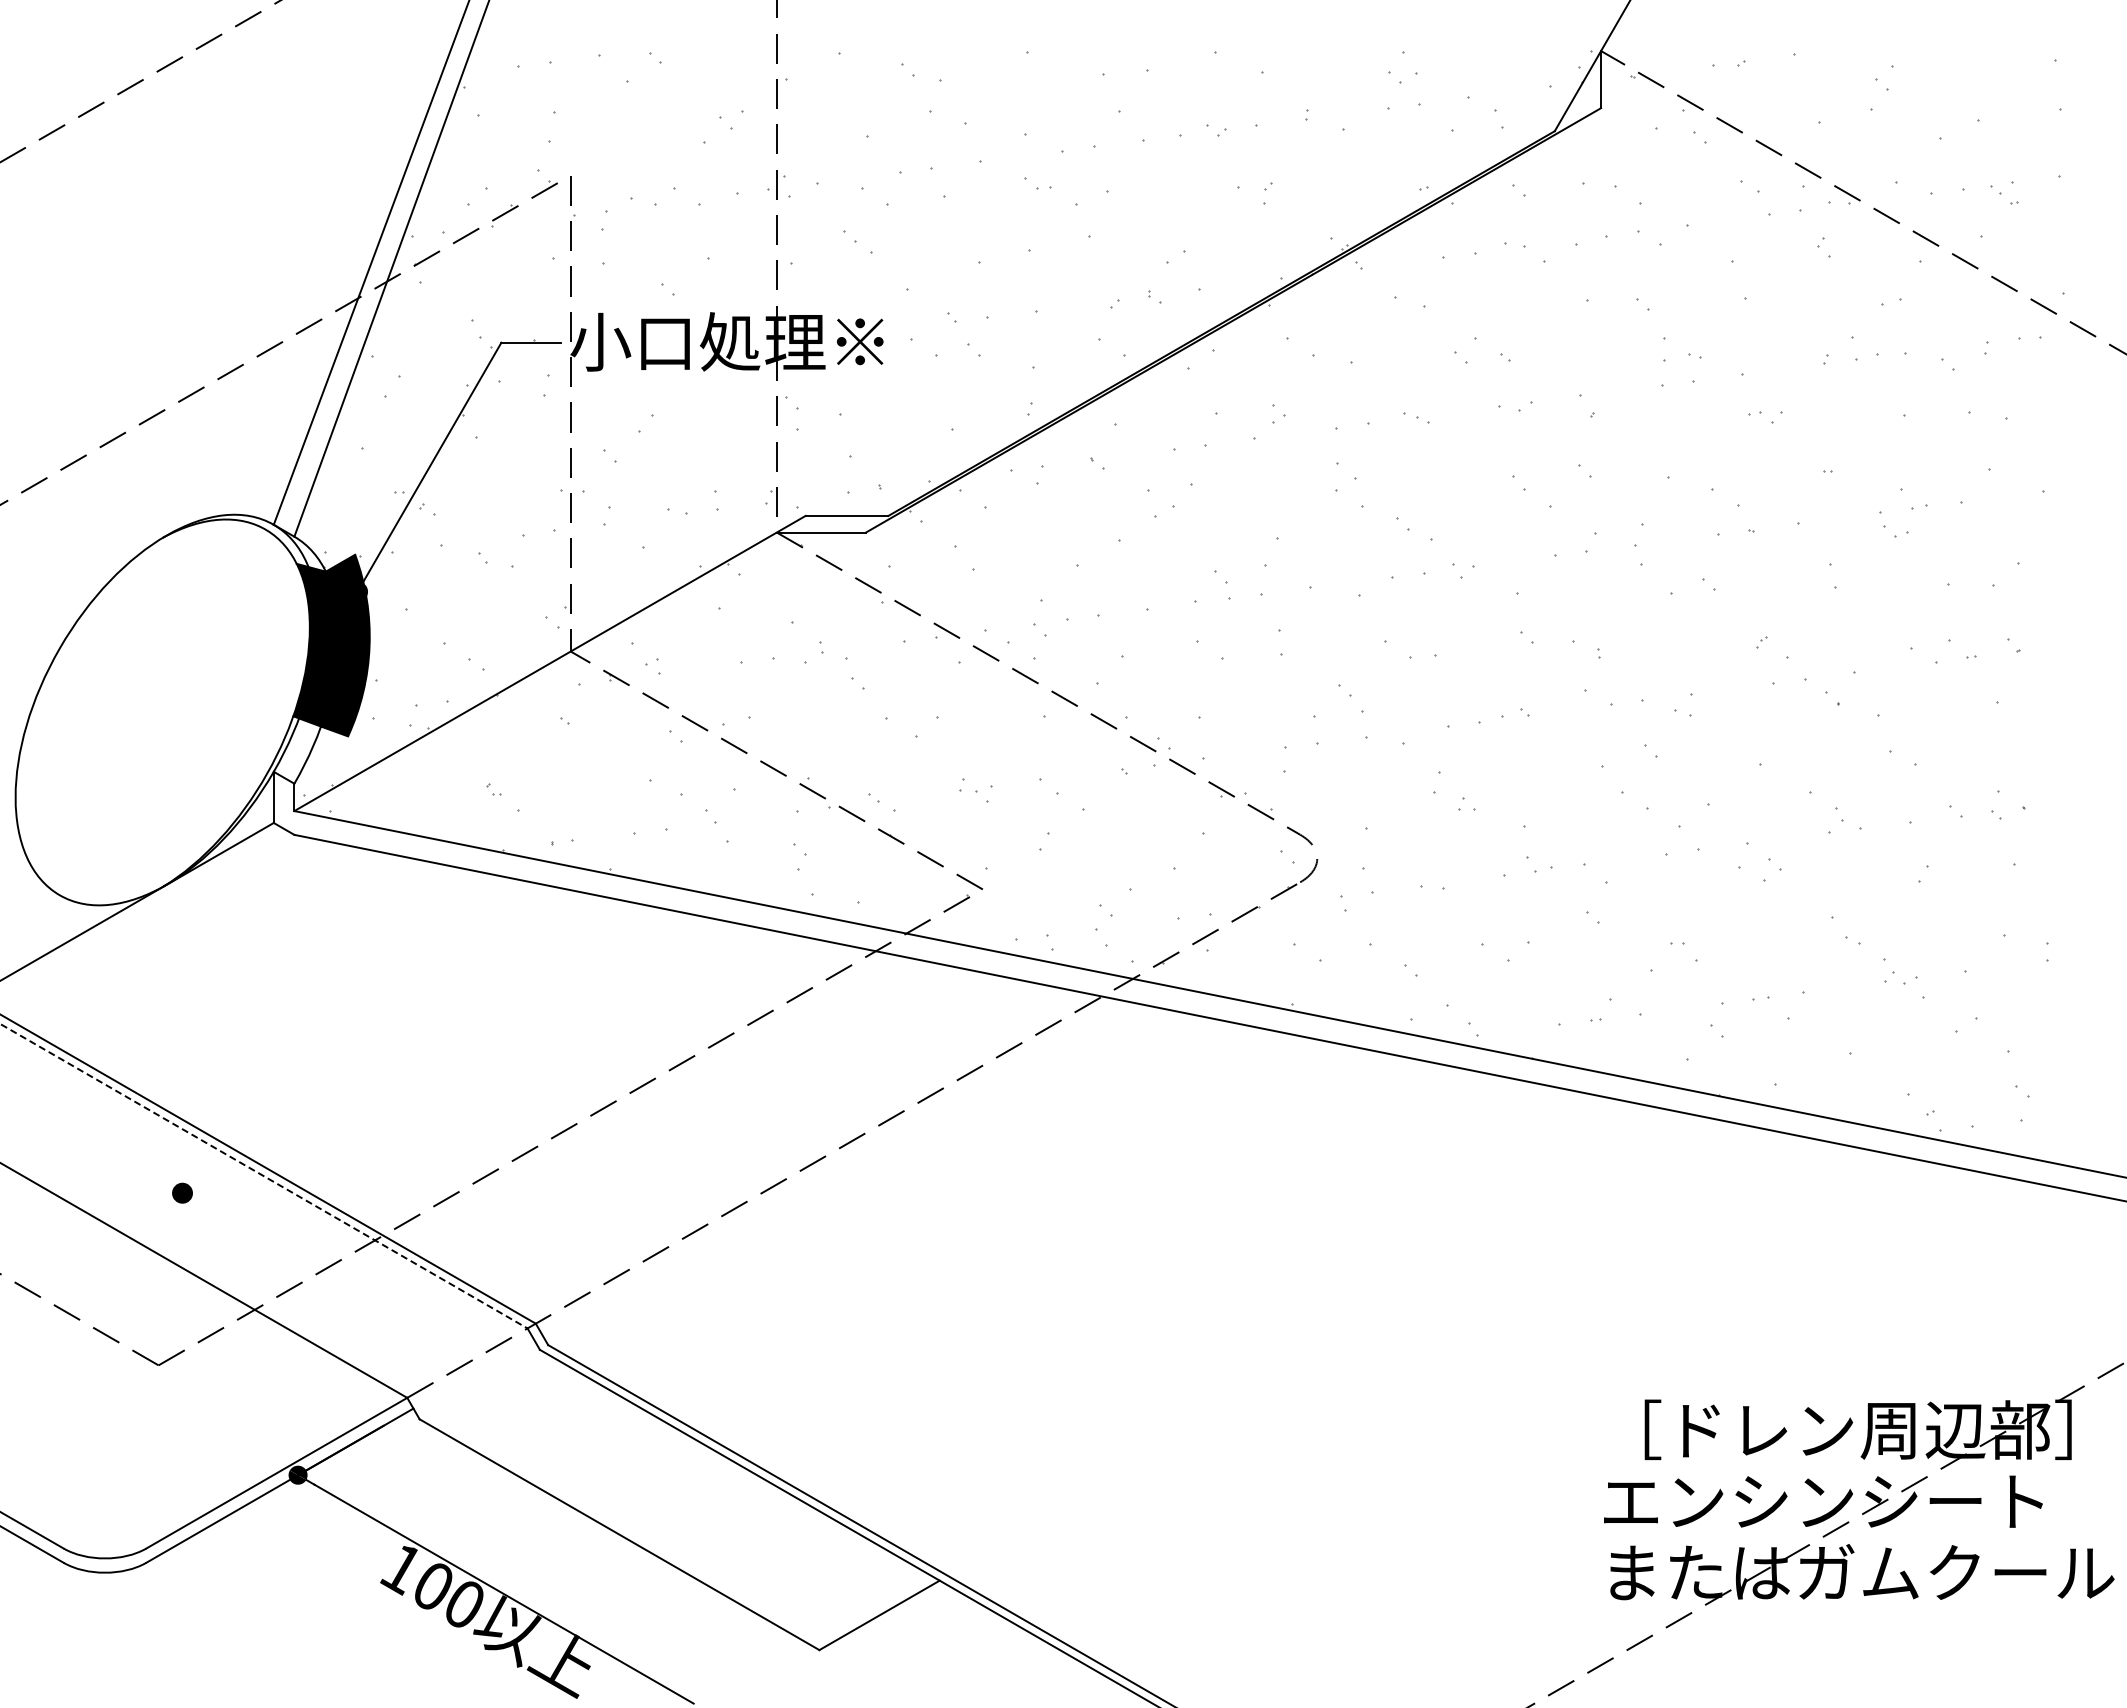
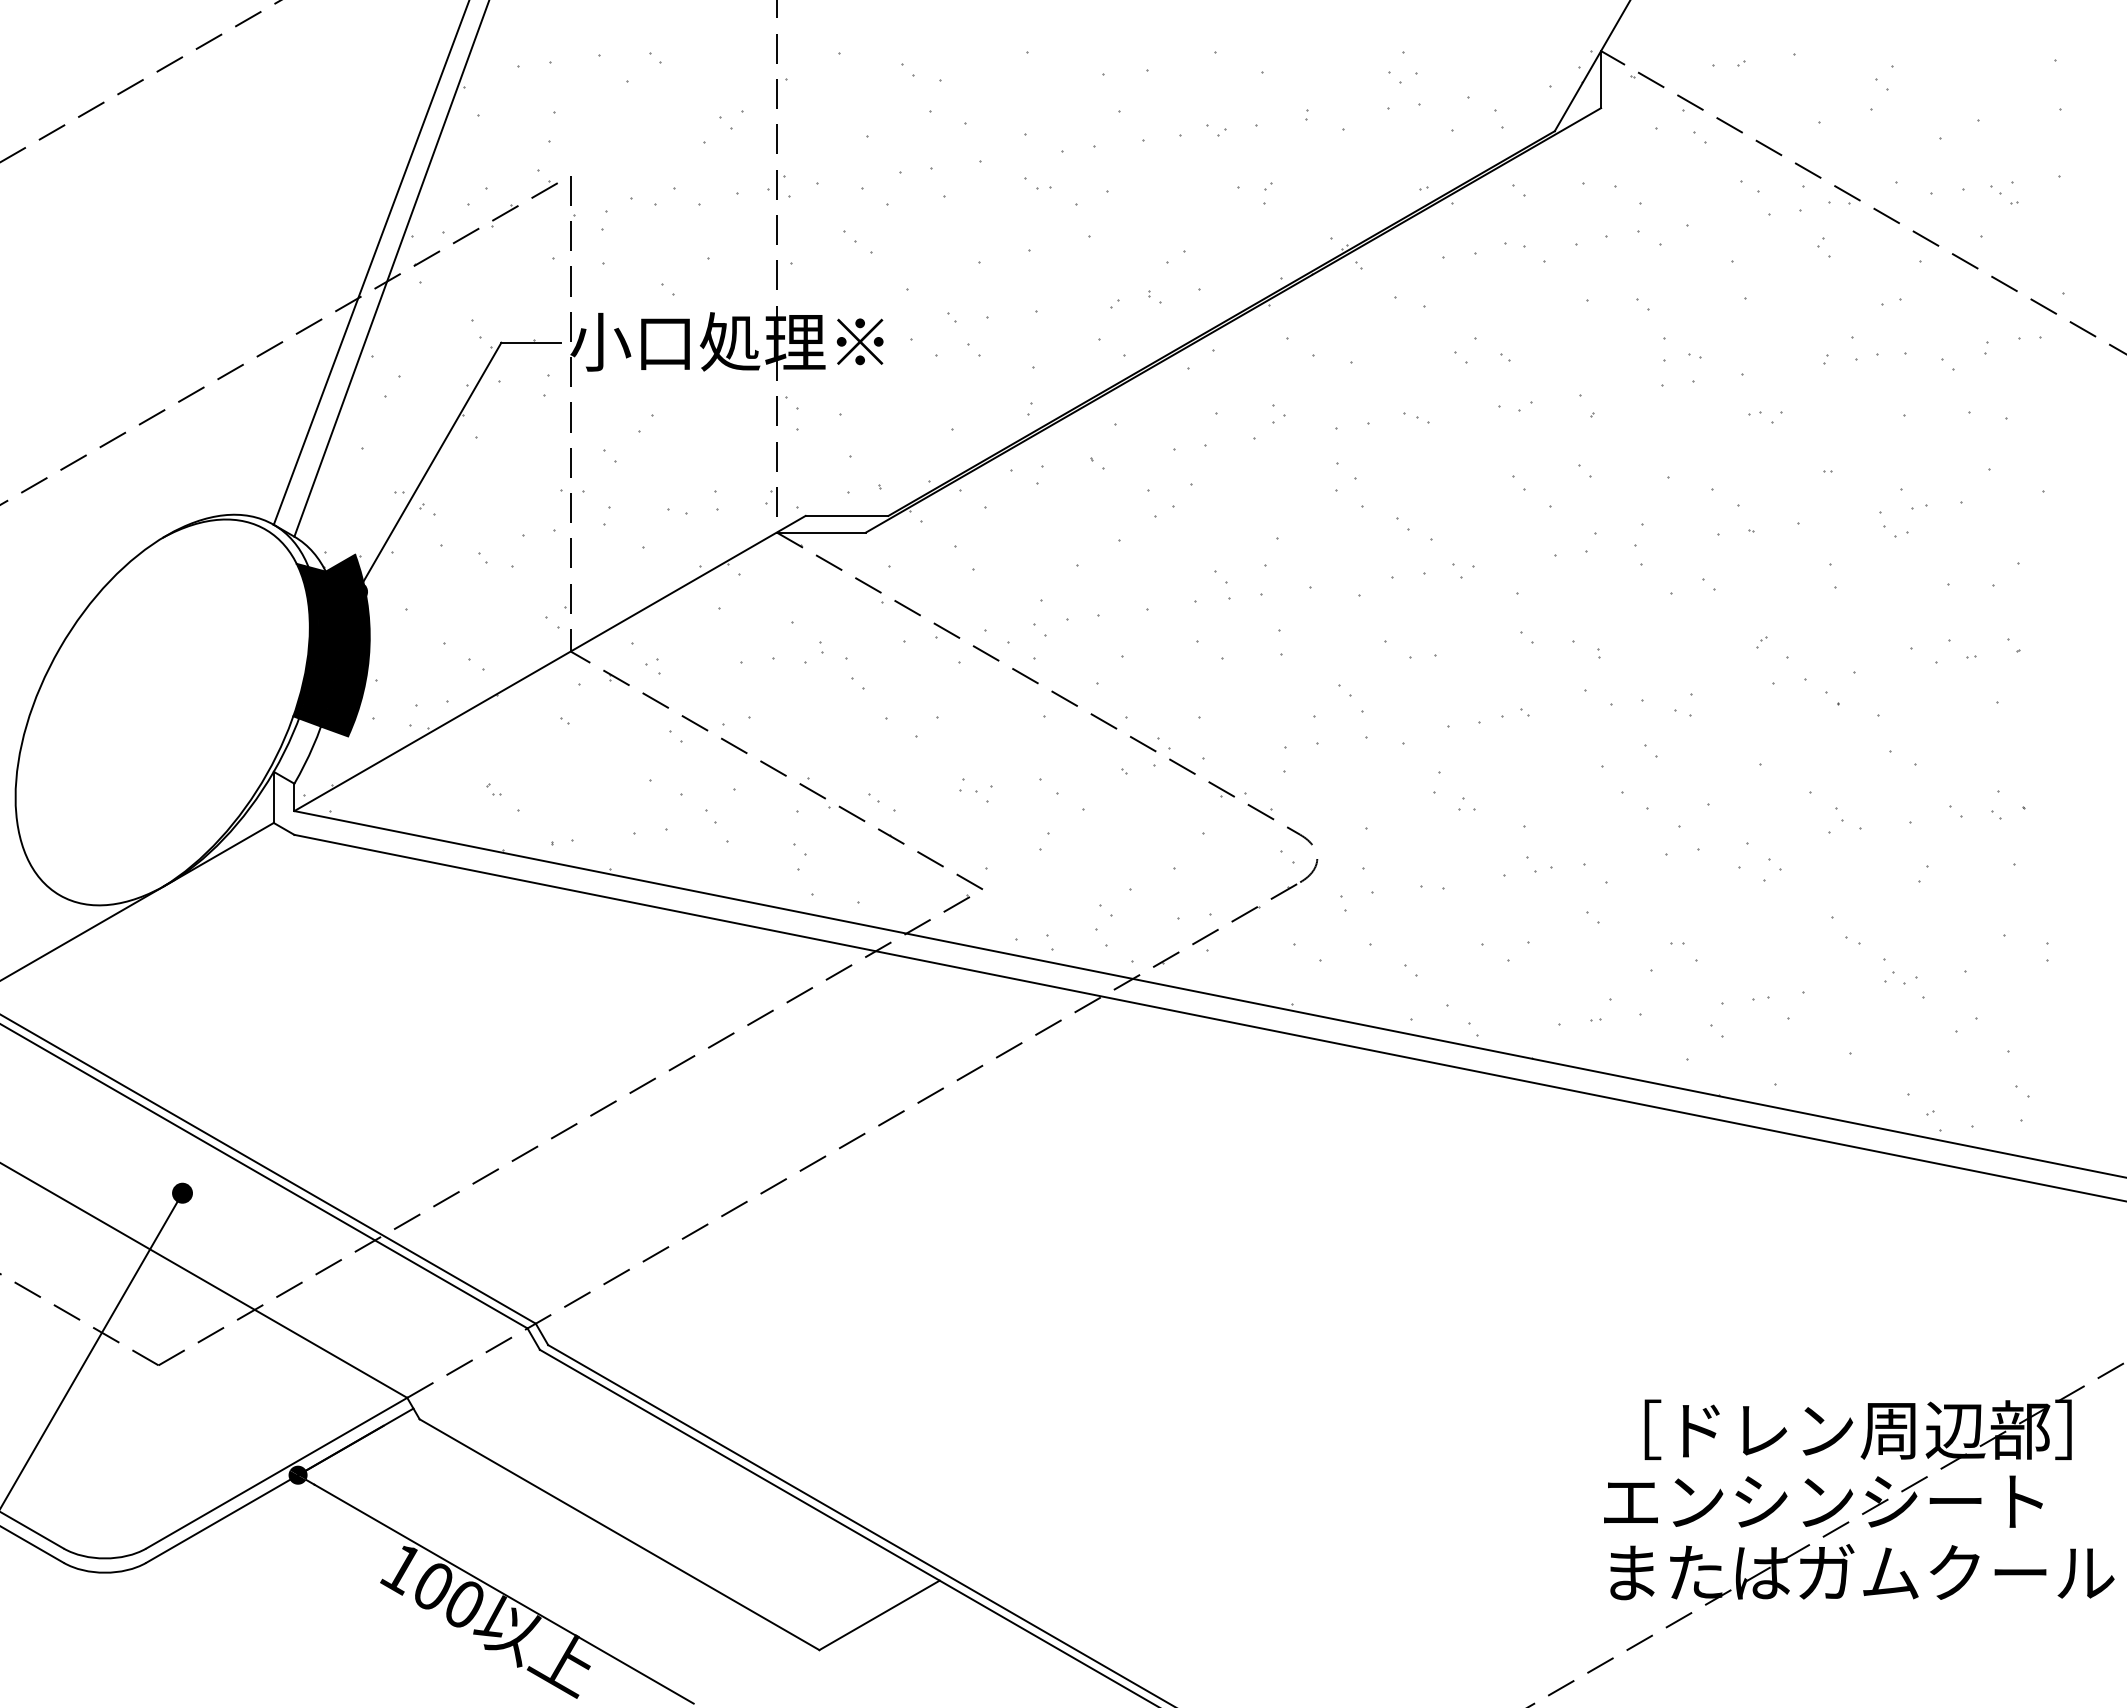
line: dashed -> solid (264, 1176)
line: none -> present (92, 1349)
